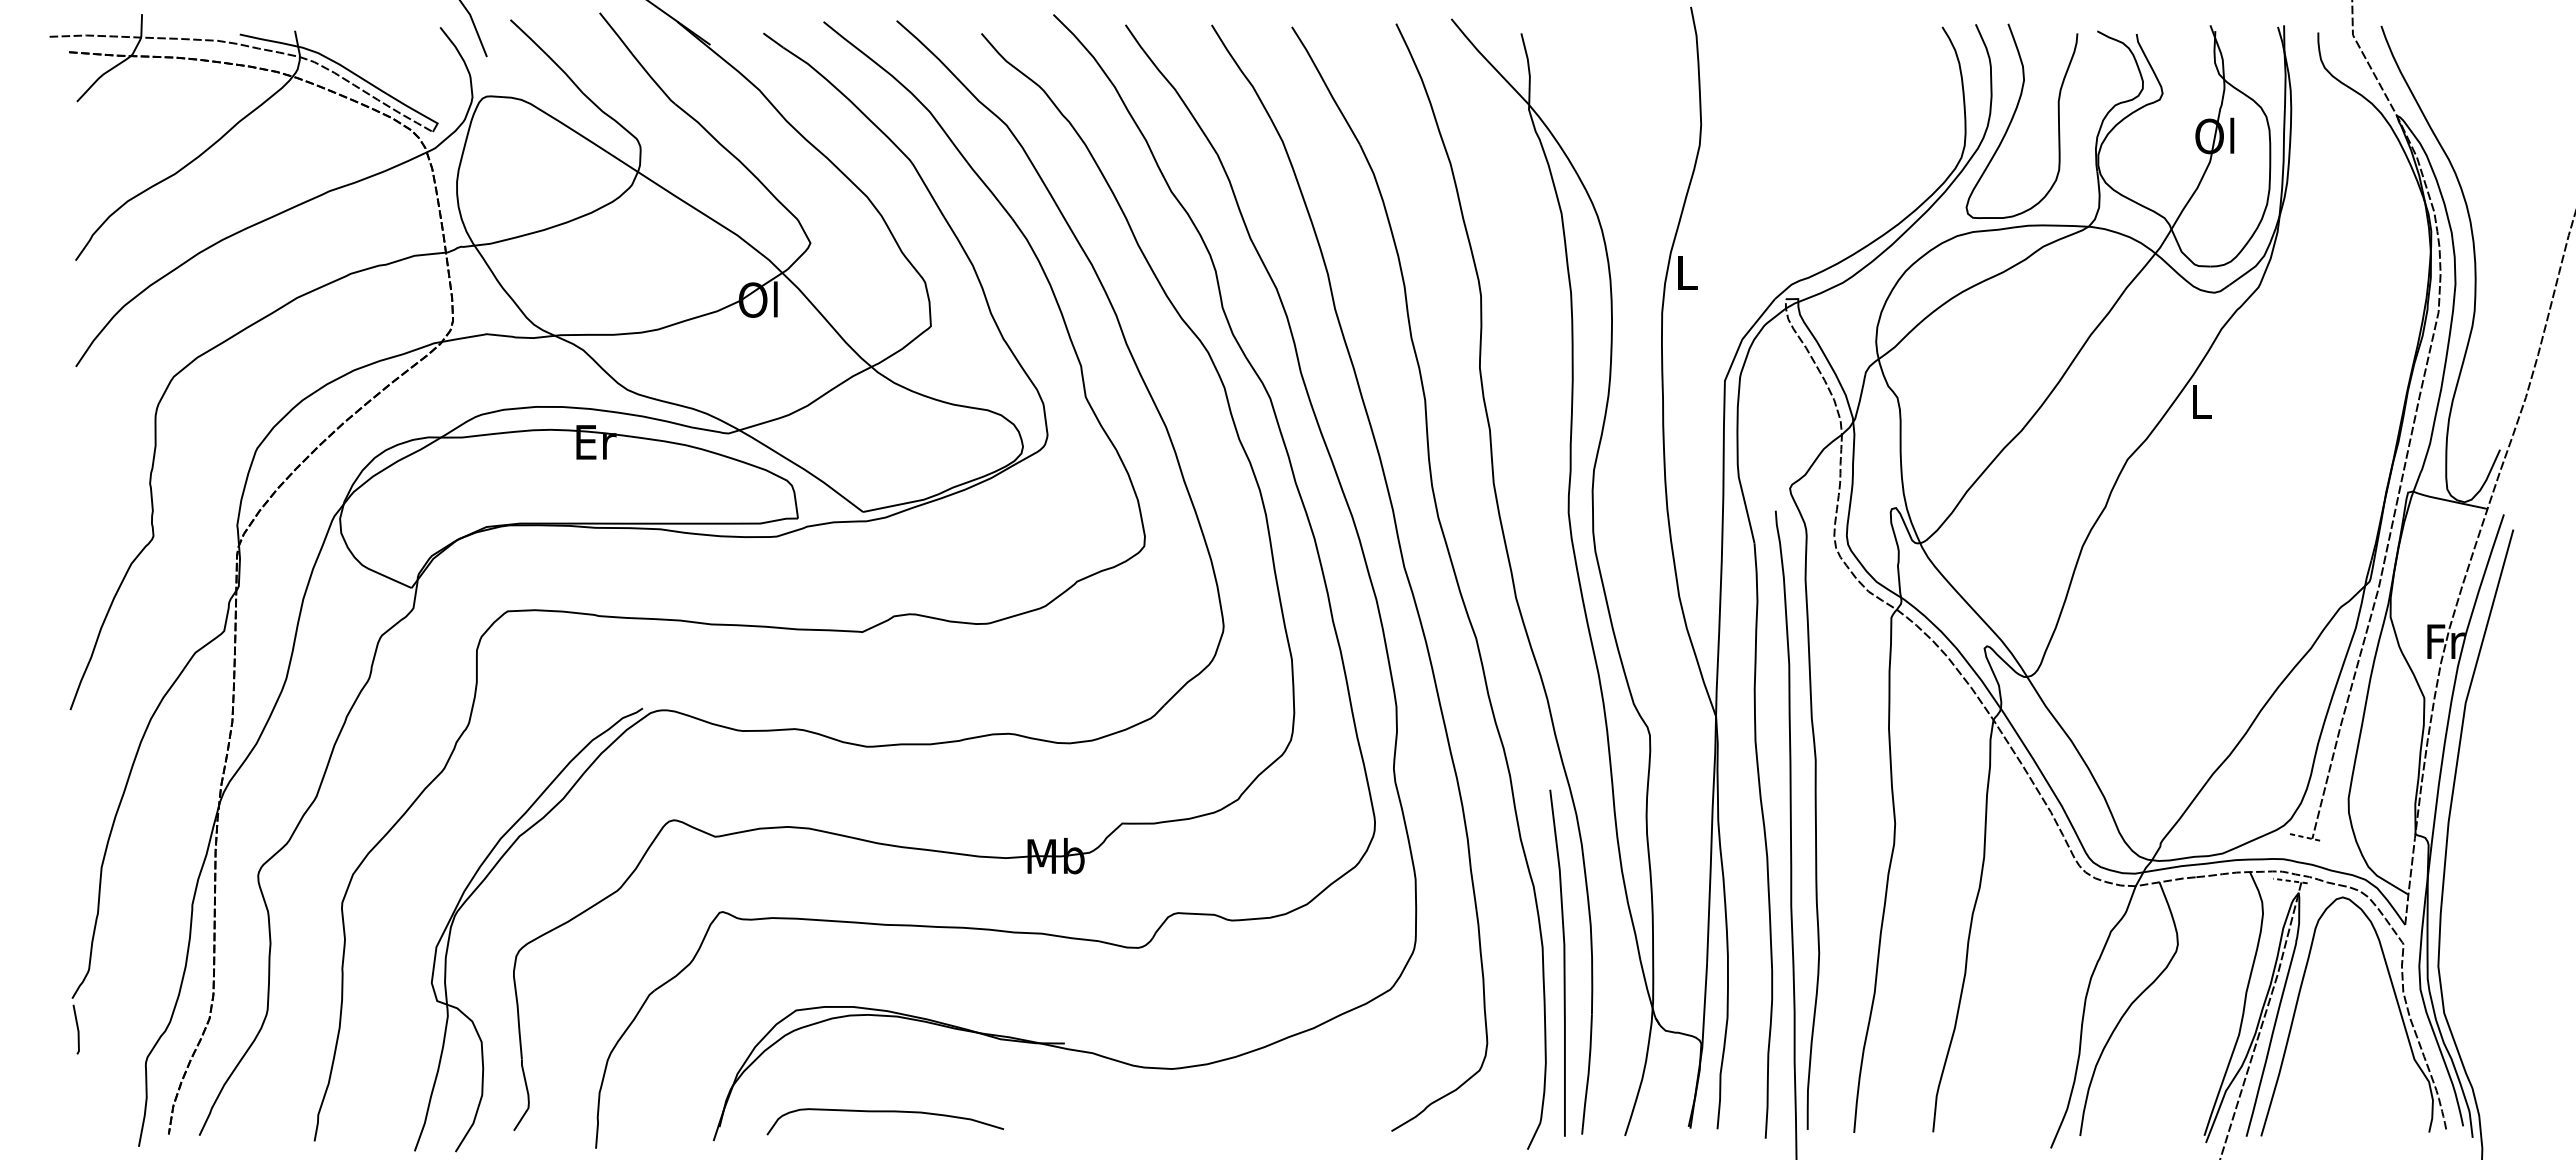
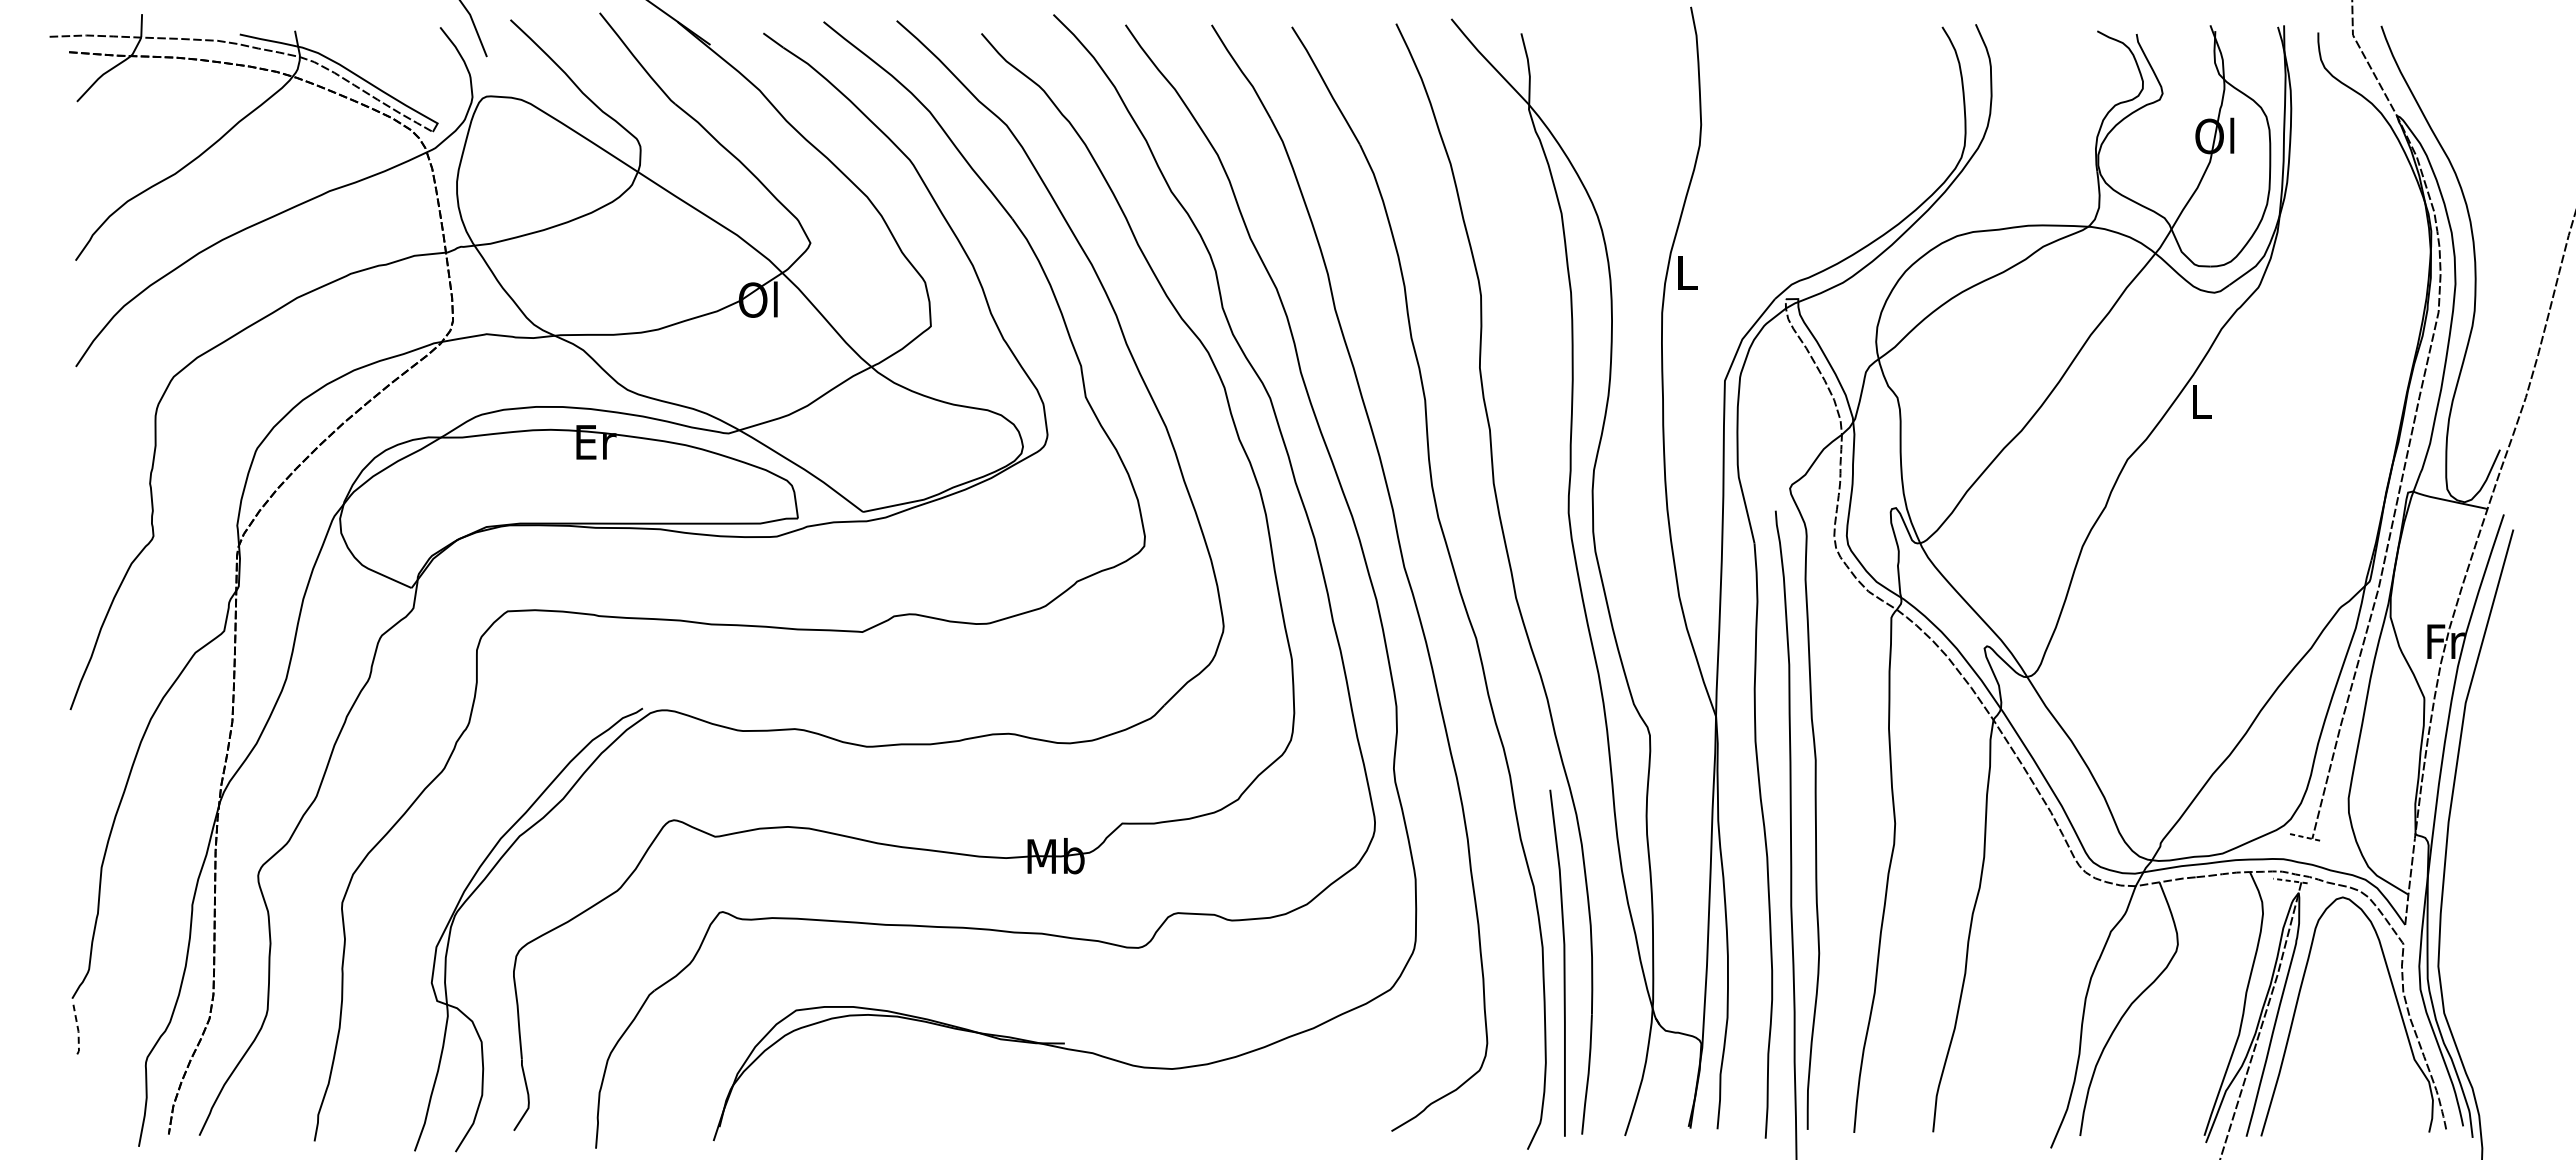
curve: present -> none (2014, 116)
line: solid -> dashed (78, 1030)
curve: present -> none (884, 1112)
